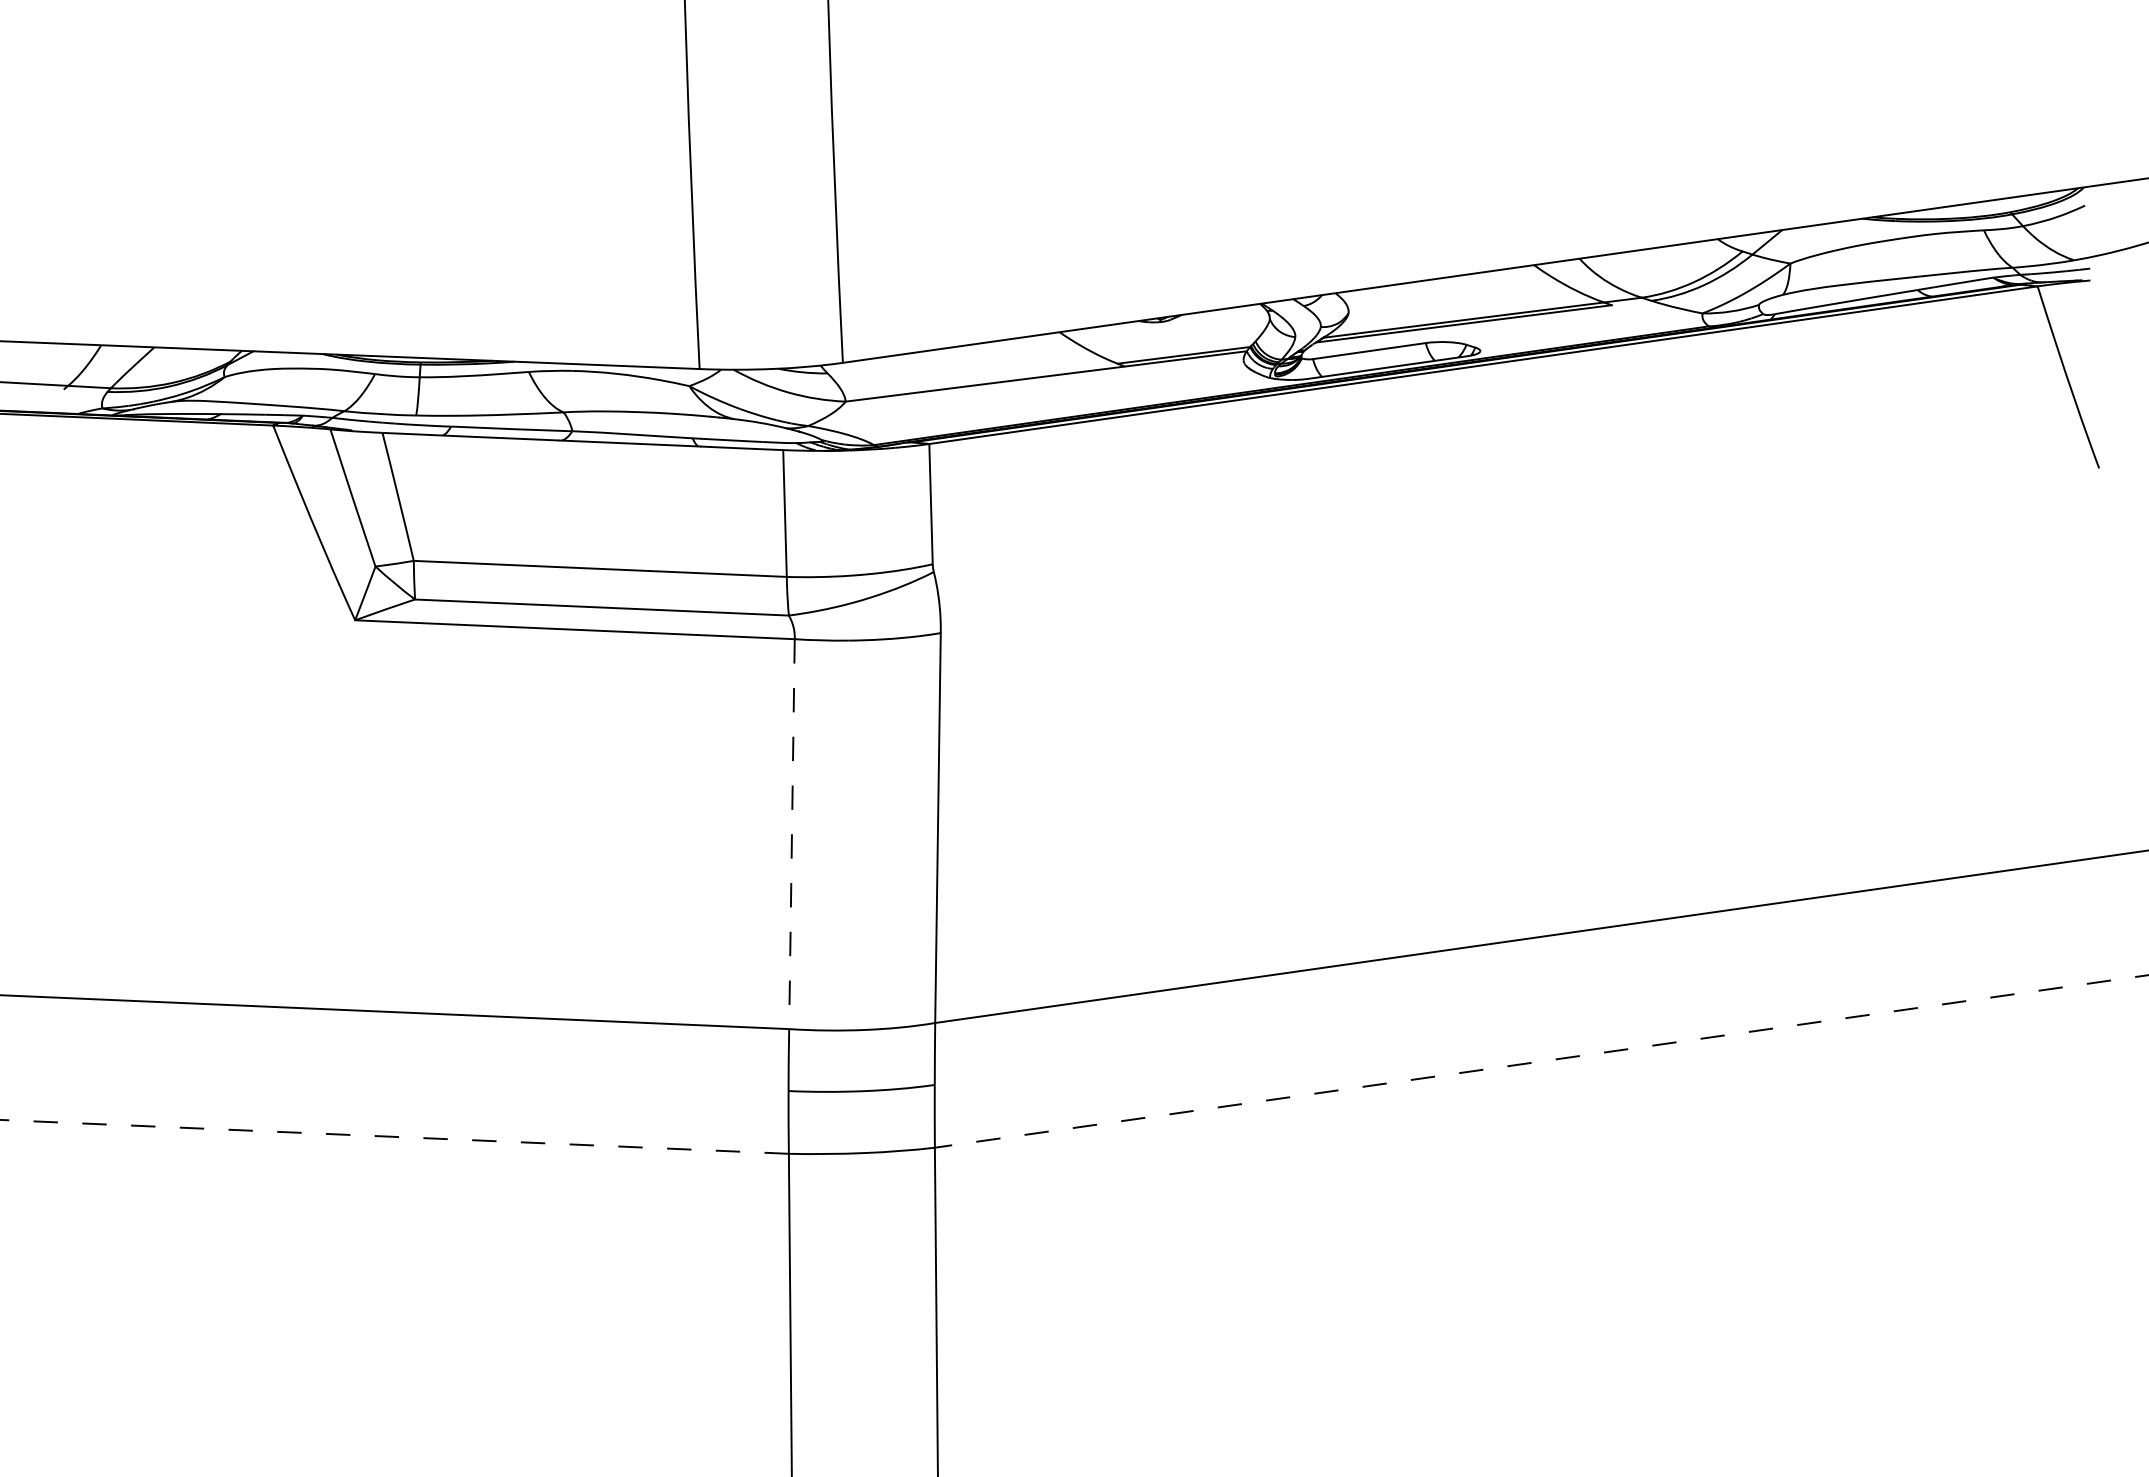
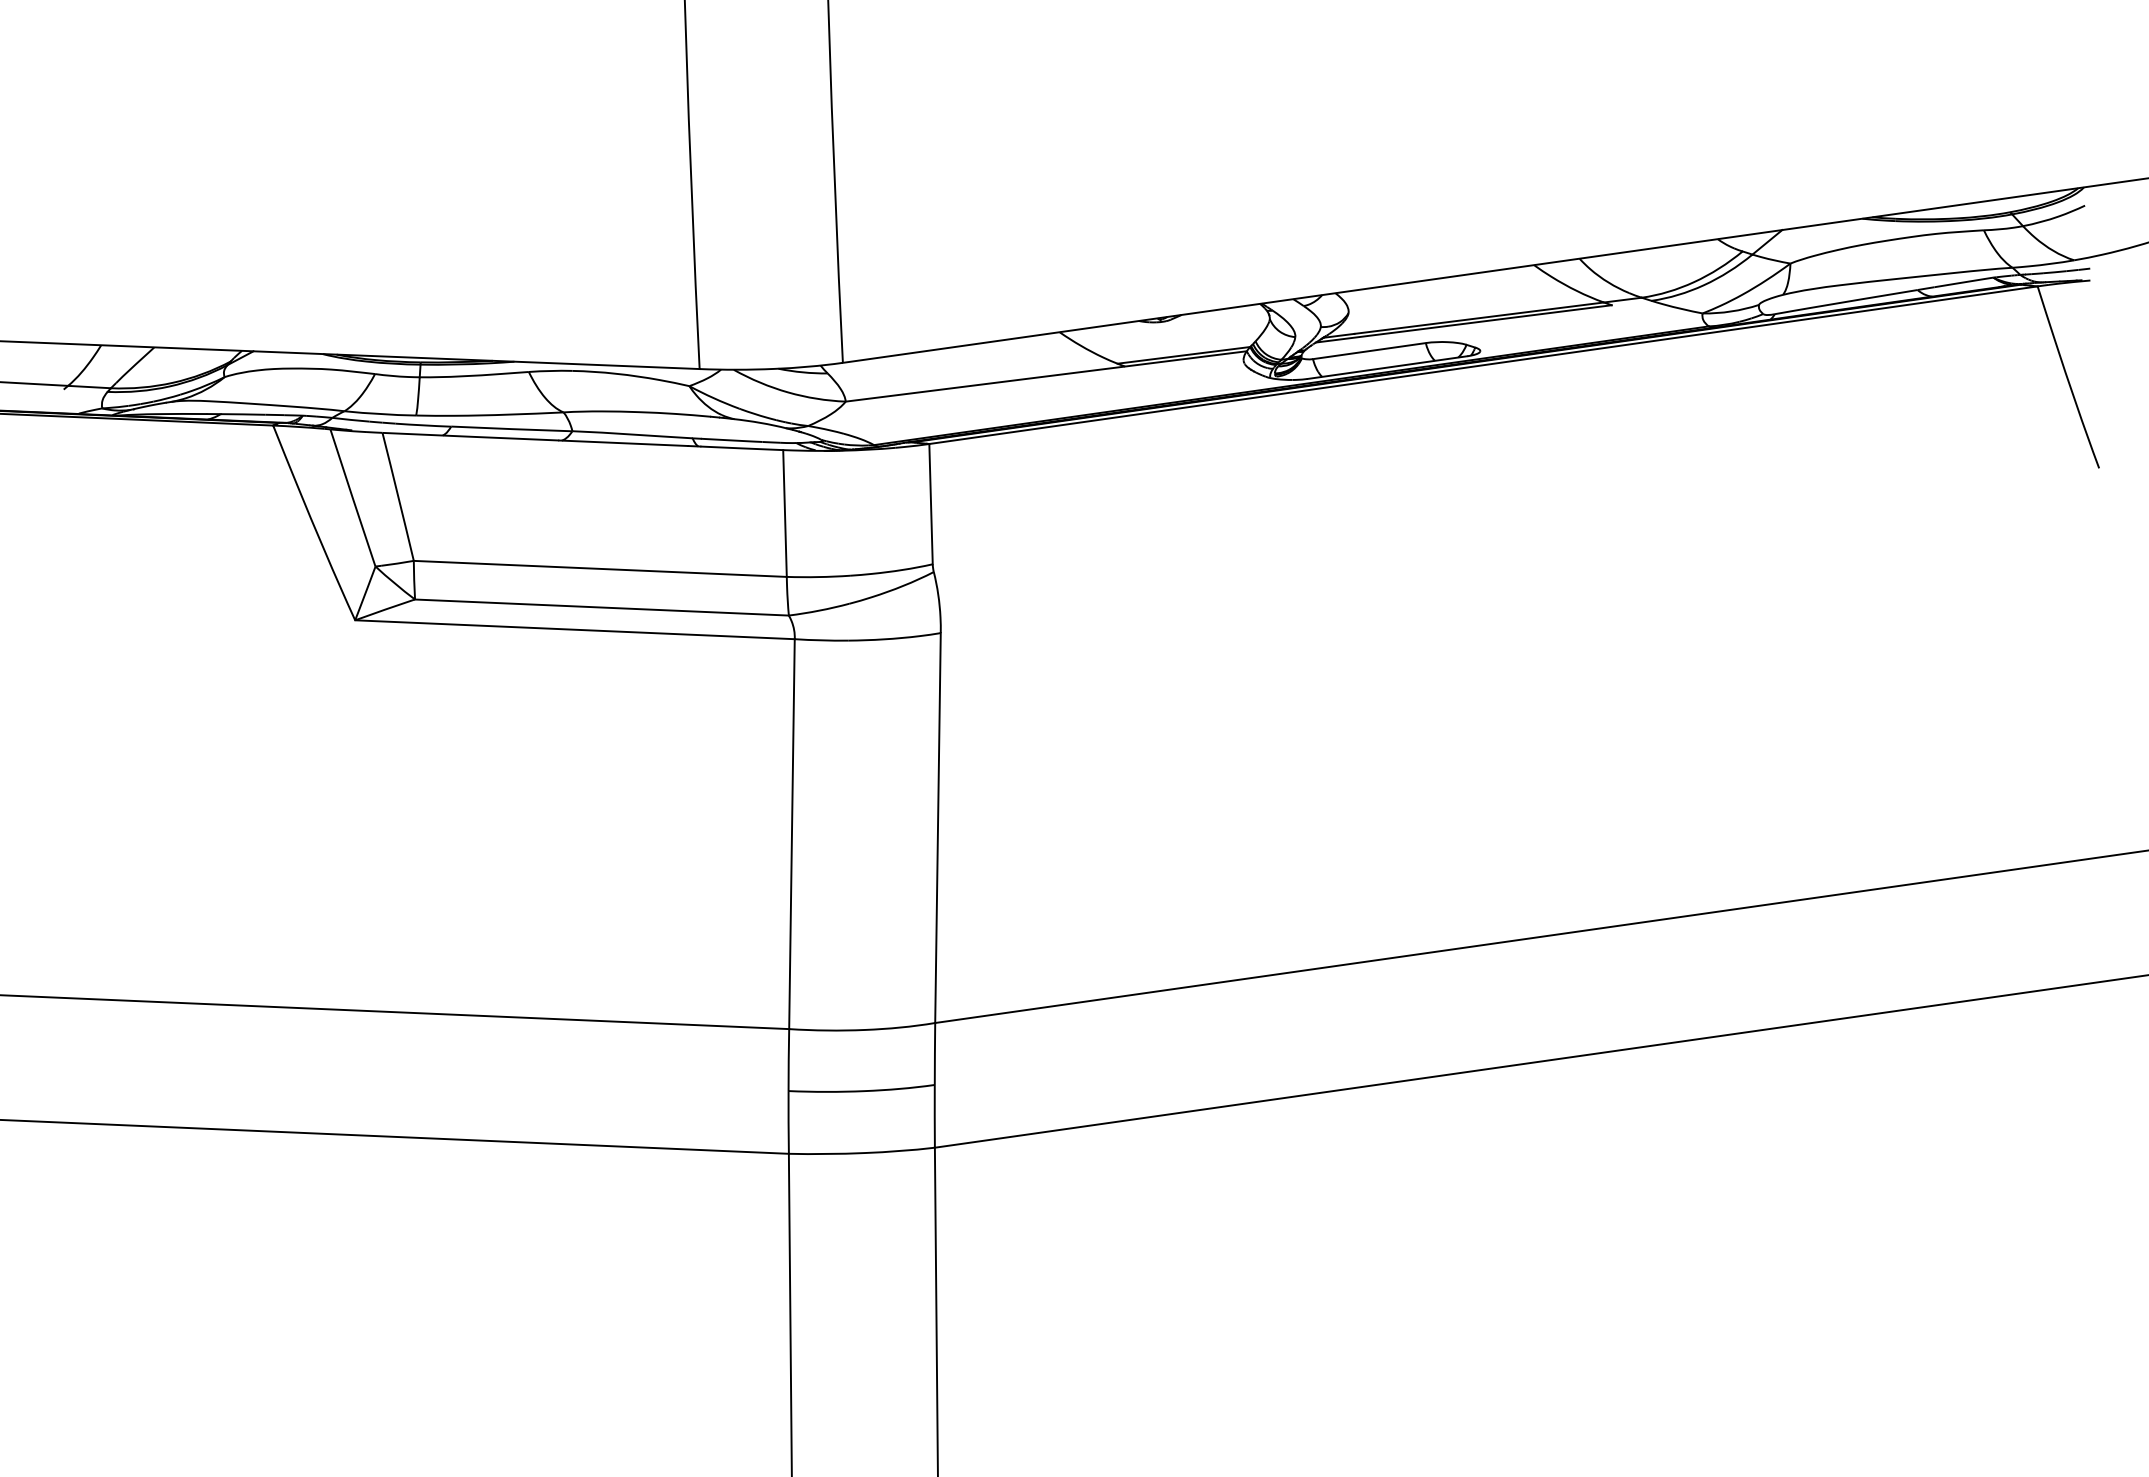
line: dashed -> solid (791, 834)
line: dashed -> solid (1541, 1061)
line: dashed -> solid (394, 1136)
